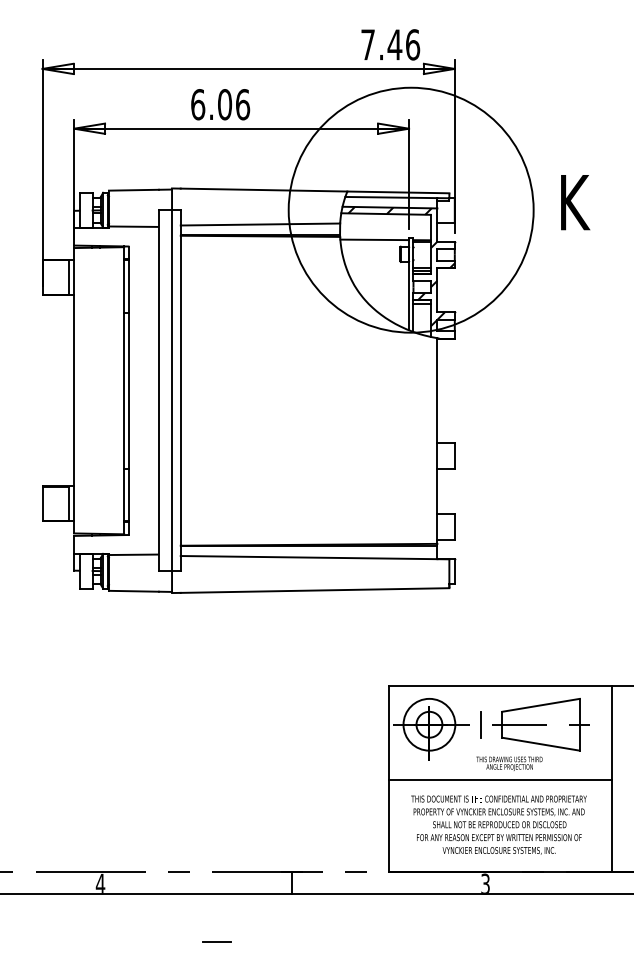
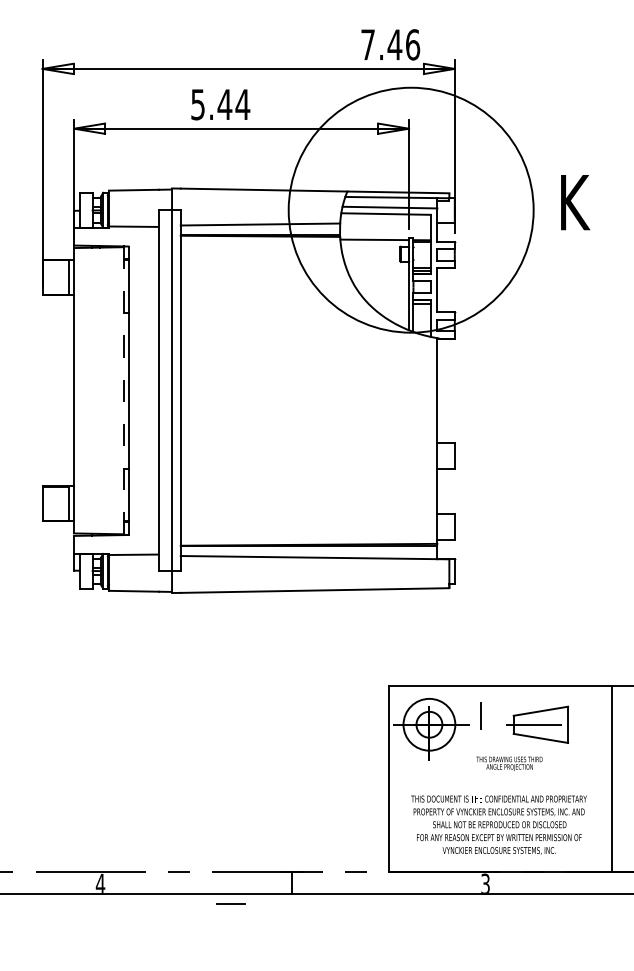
text: 6.06 -> 5.44 (220, 104)
hatch: present -> none (401, 266)
line: solid -> dashed (124, 390)
line position: (480, 724) -> (480, 715) (480, 715)
part size: 98x54 px -> 64x39 px (537, 724)
line: present -> none (500, 780)
line position: (216, 941) -> (230, 903) (230, 903)
